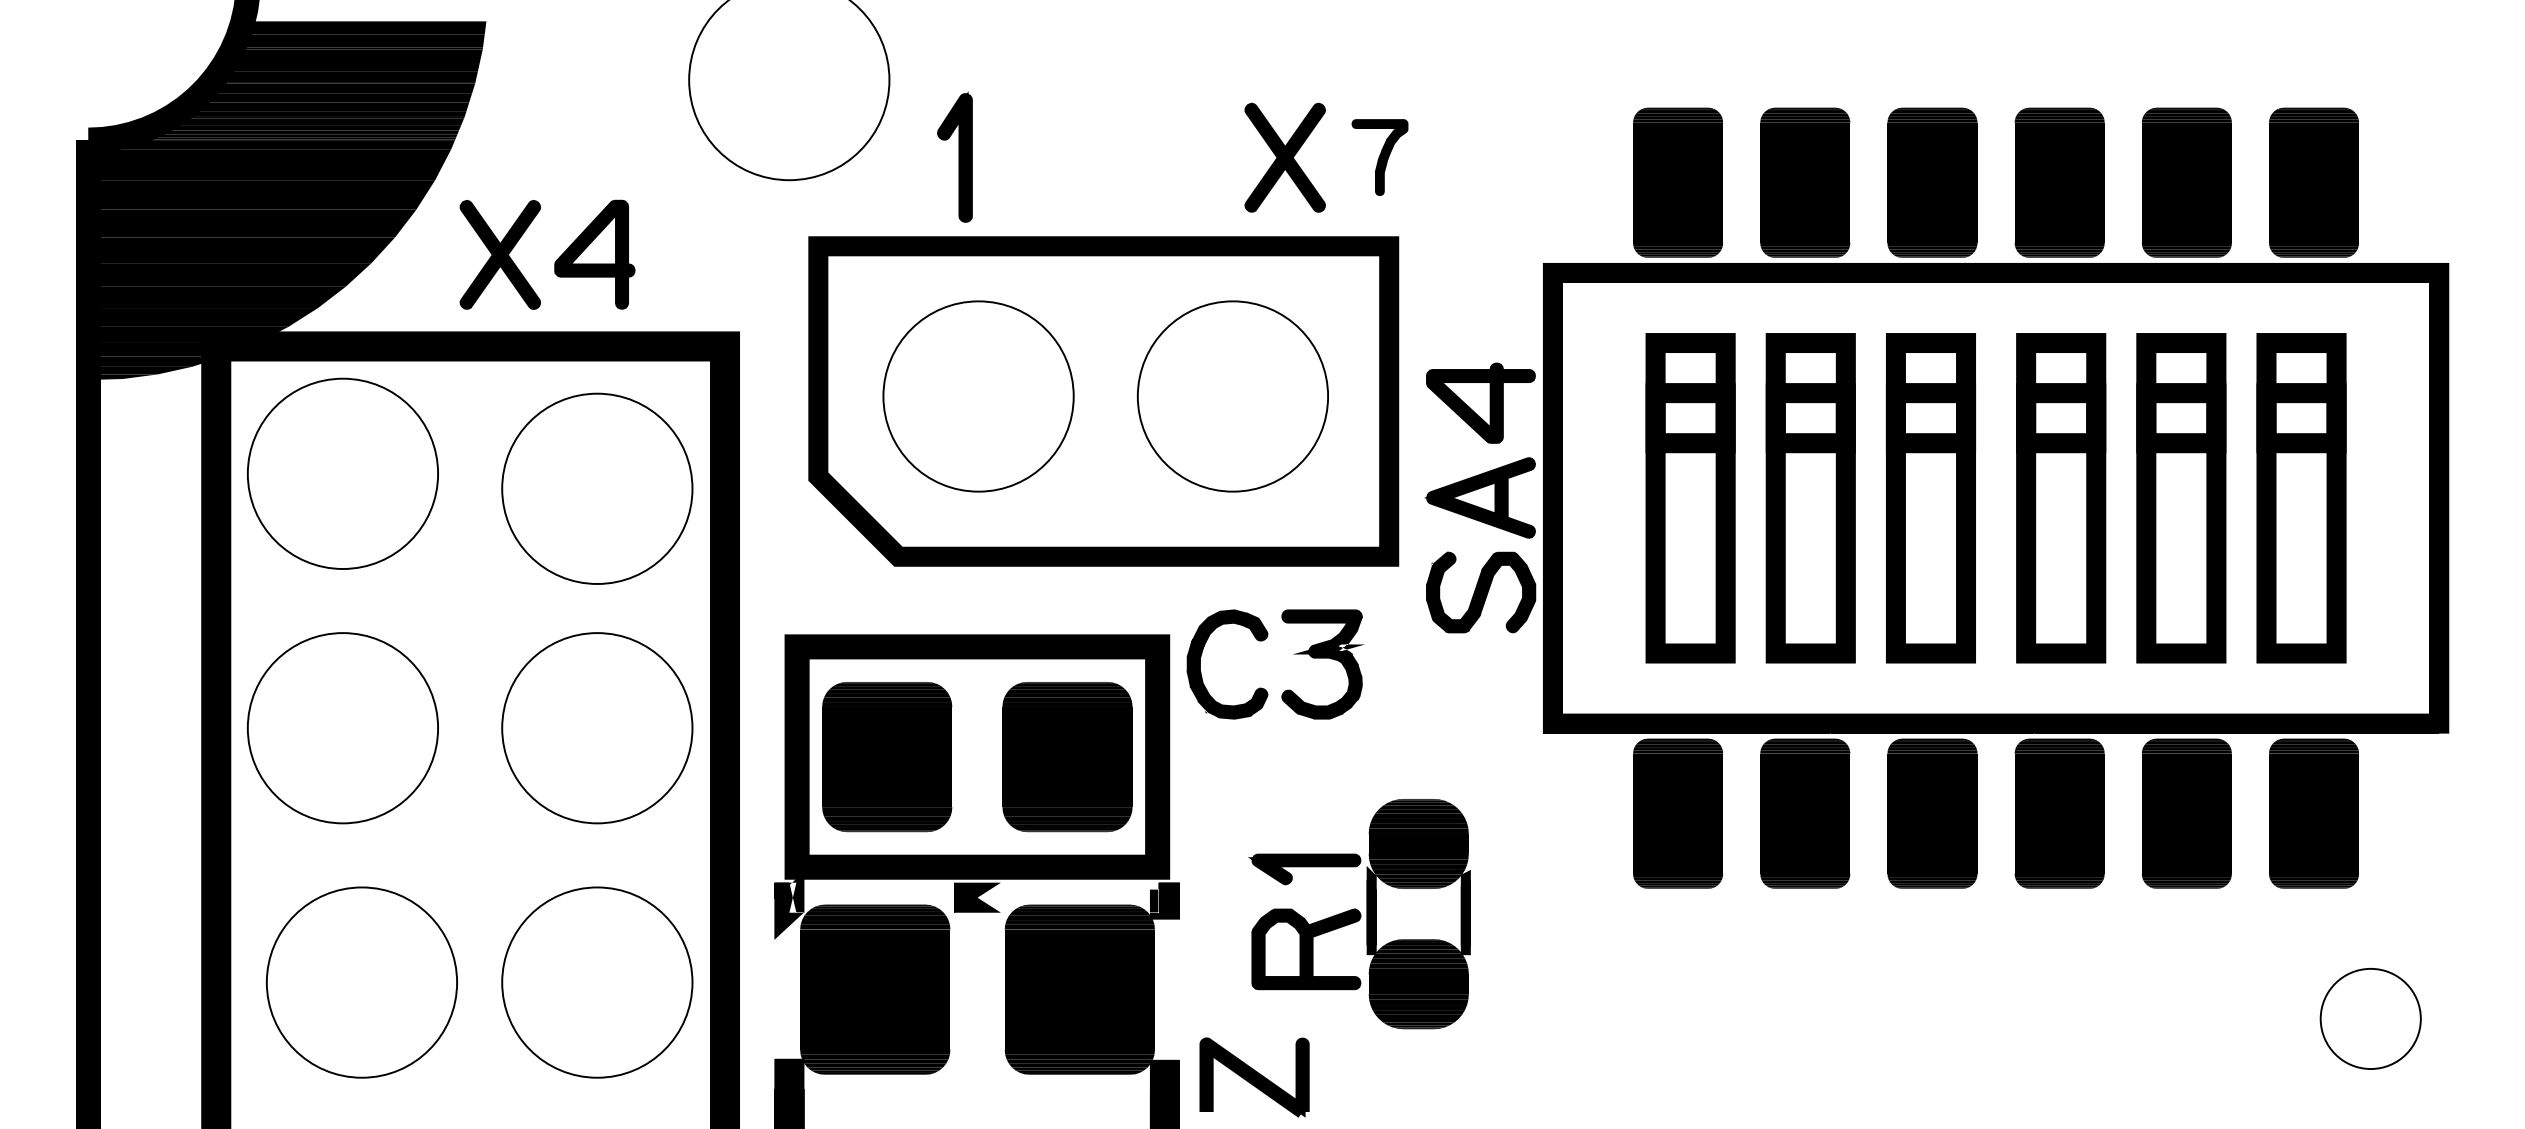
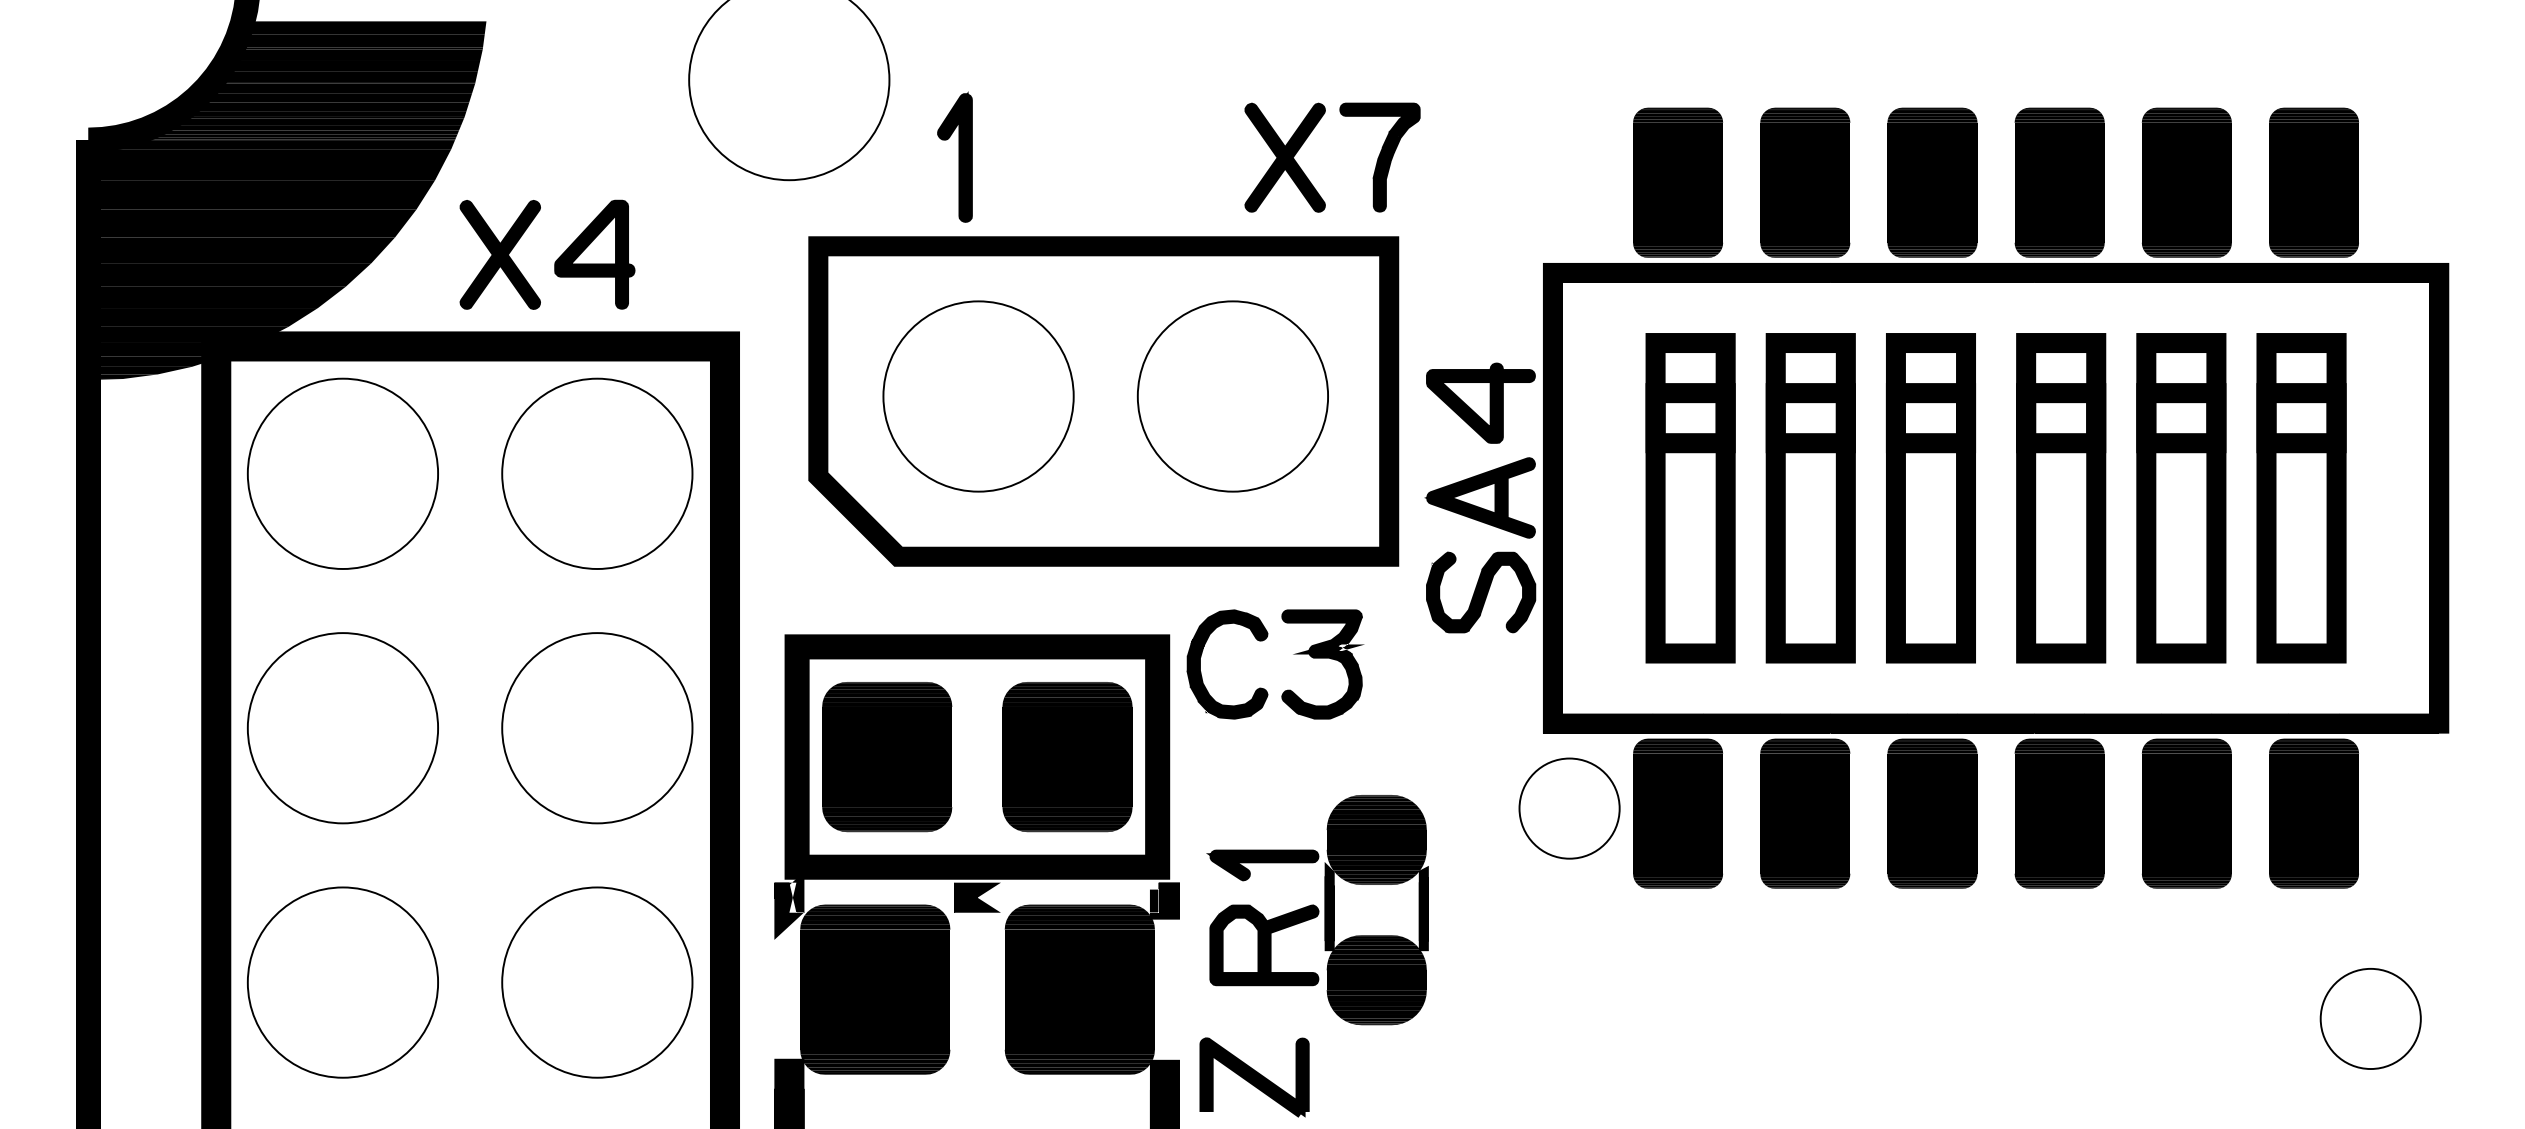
part size: 58x77 px -> 82x111 px (1379, 157)
part position: (597, 488) -> (597, 473) (597, 473)
part: none -> present (1569, 808)
part position: (1359, 914) -> (1317, 910) (1317, 910)
part position: (361, 982) -> (342, 982) (342, 982)
